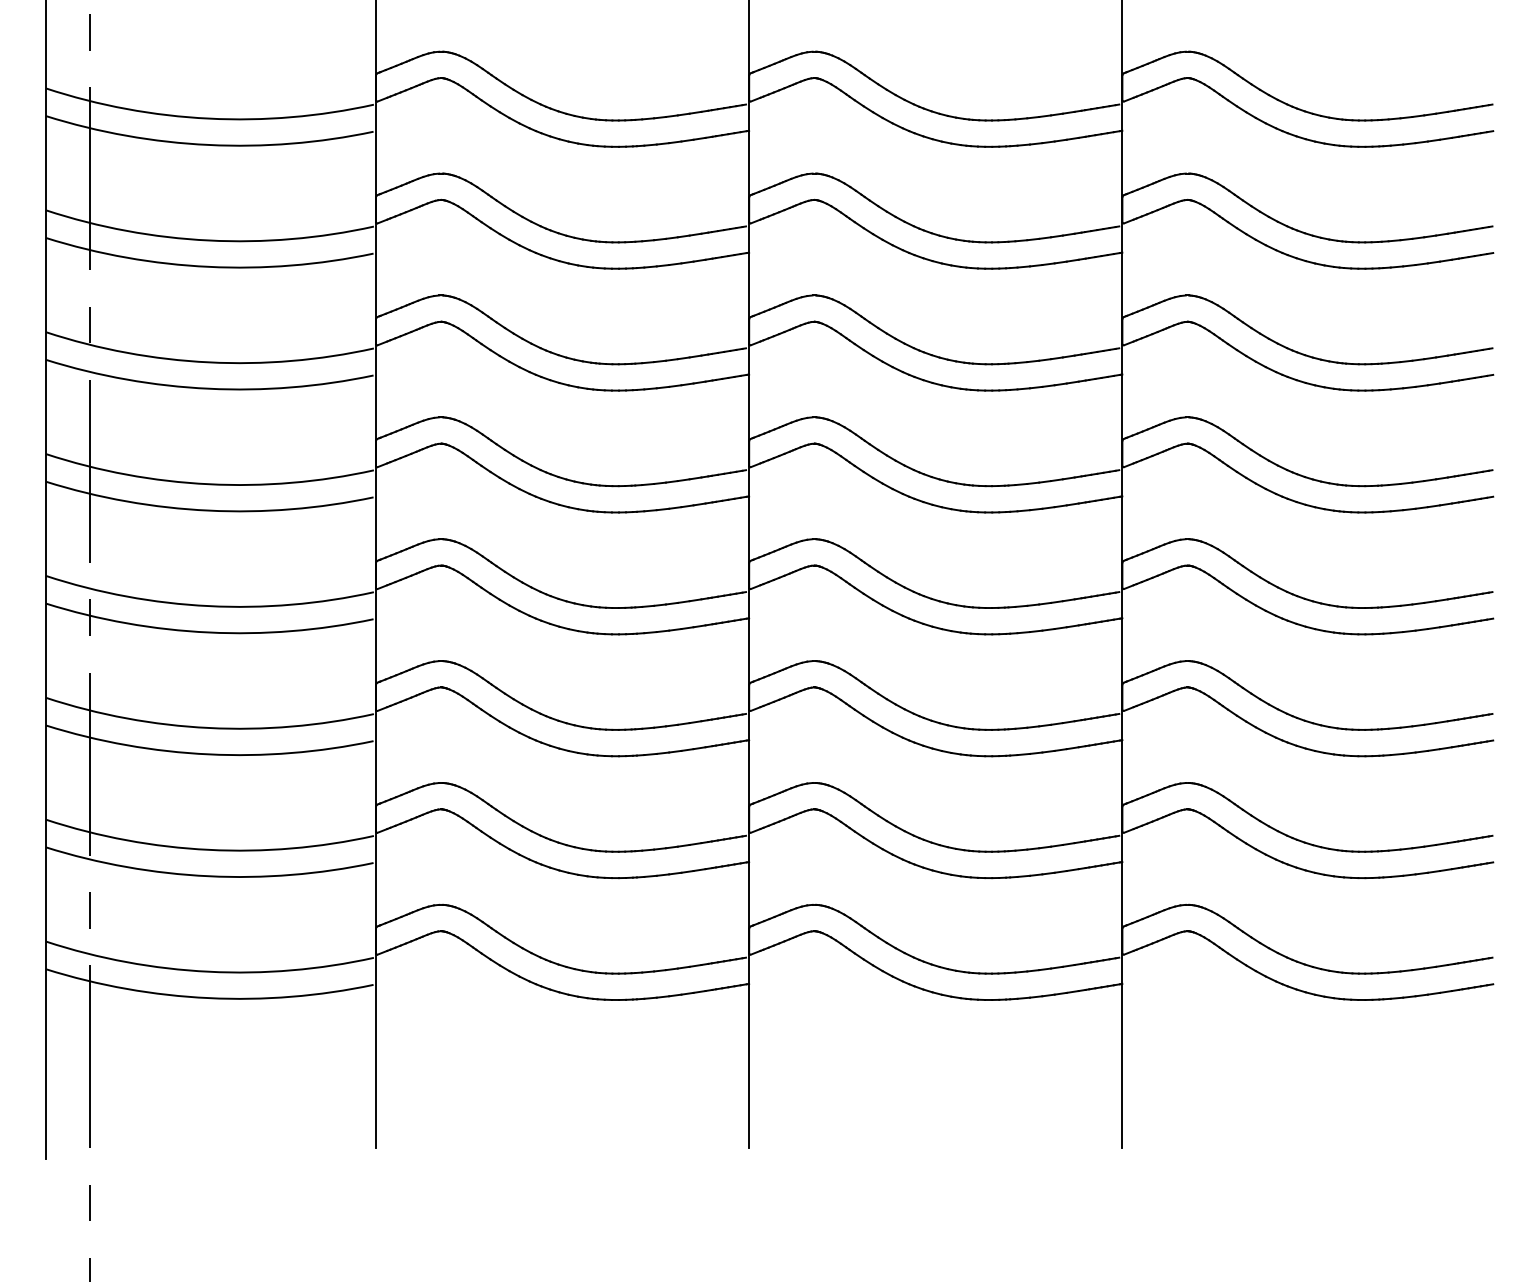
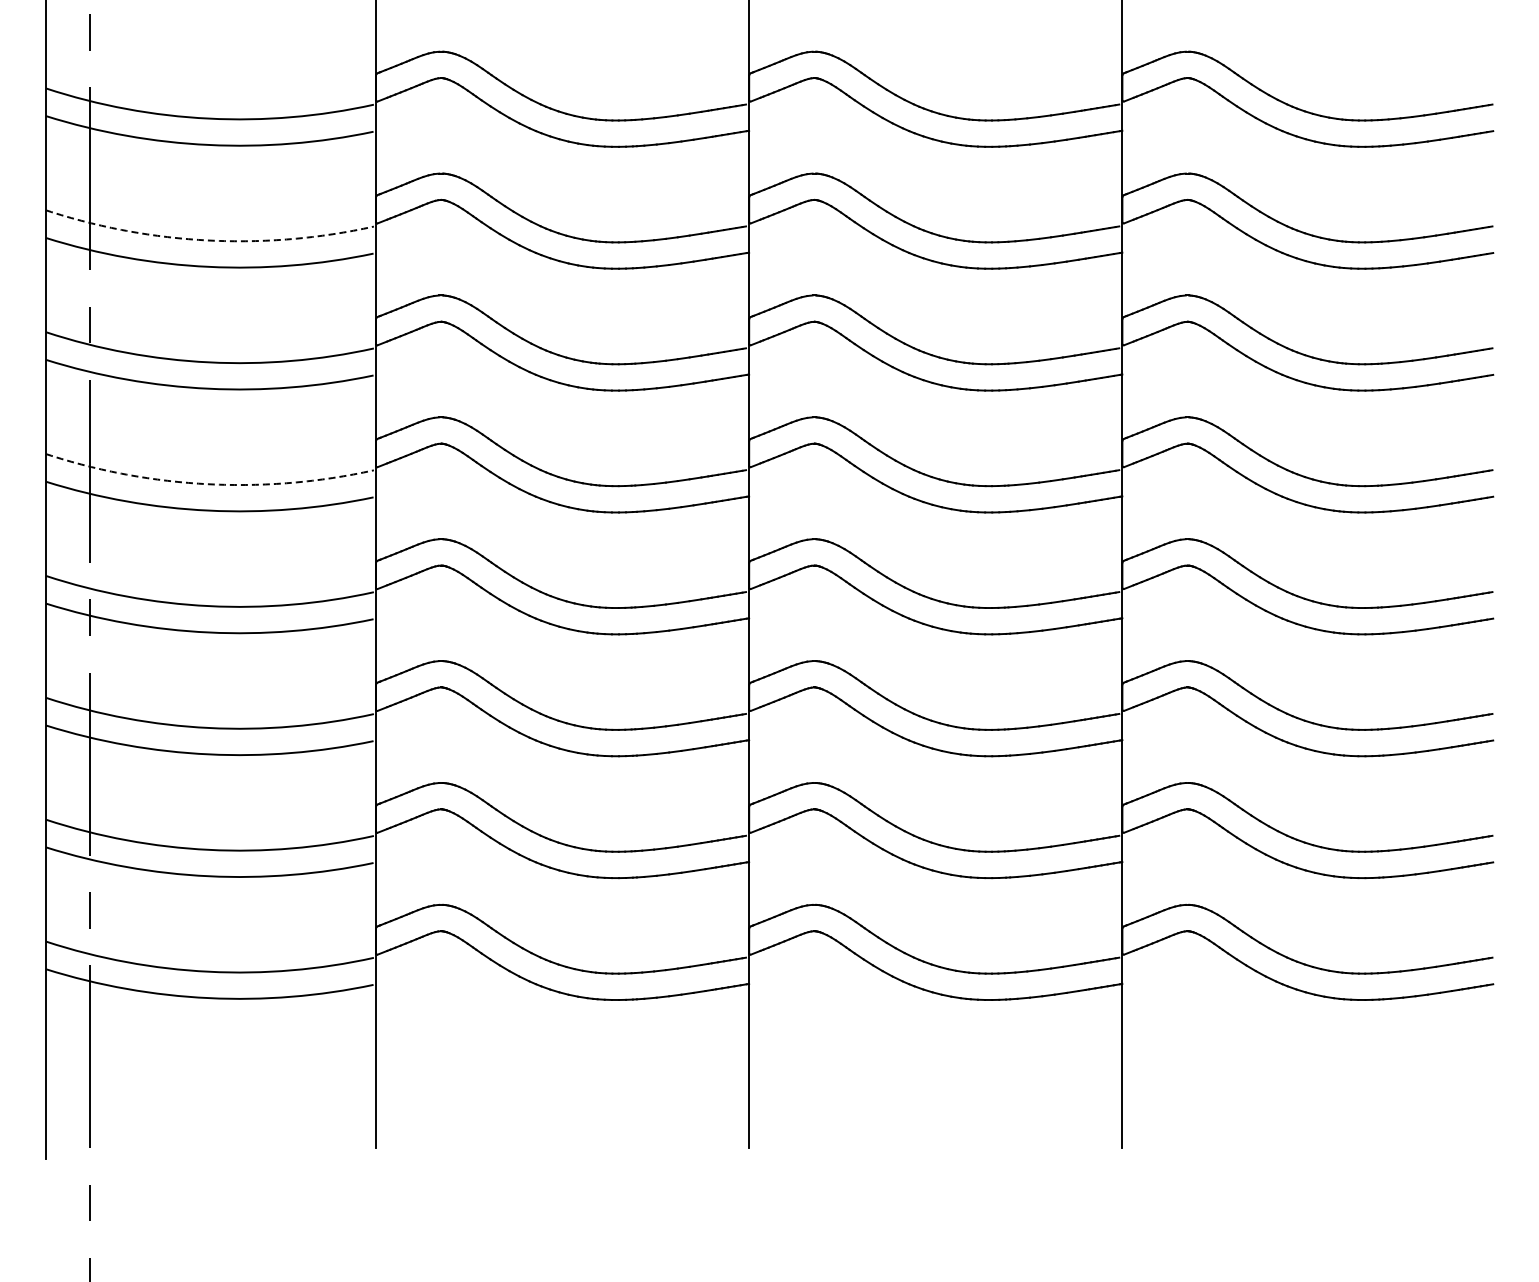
arc: solid -> dashed (208, 240)
arc: solid -> dashed (208, 484)
